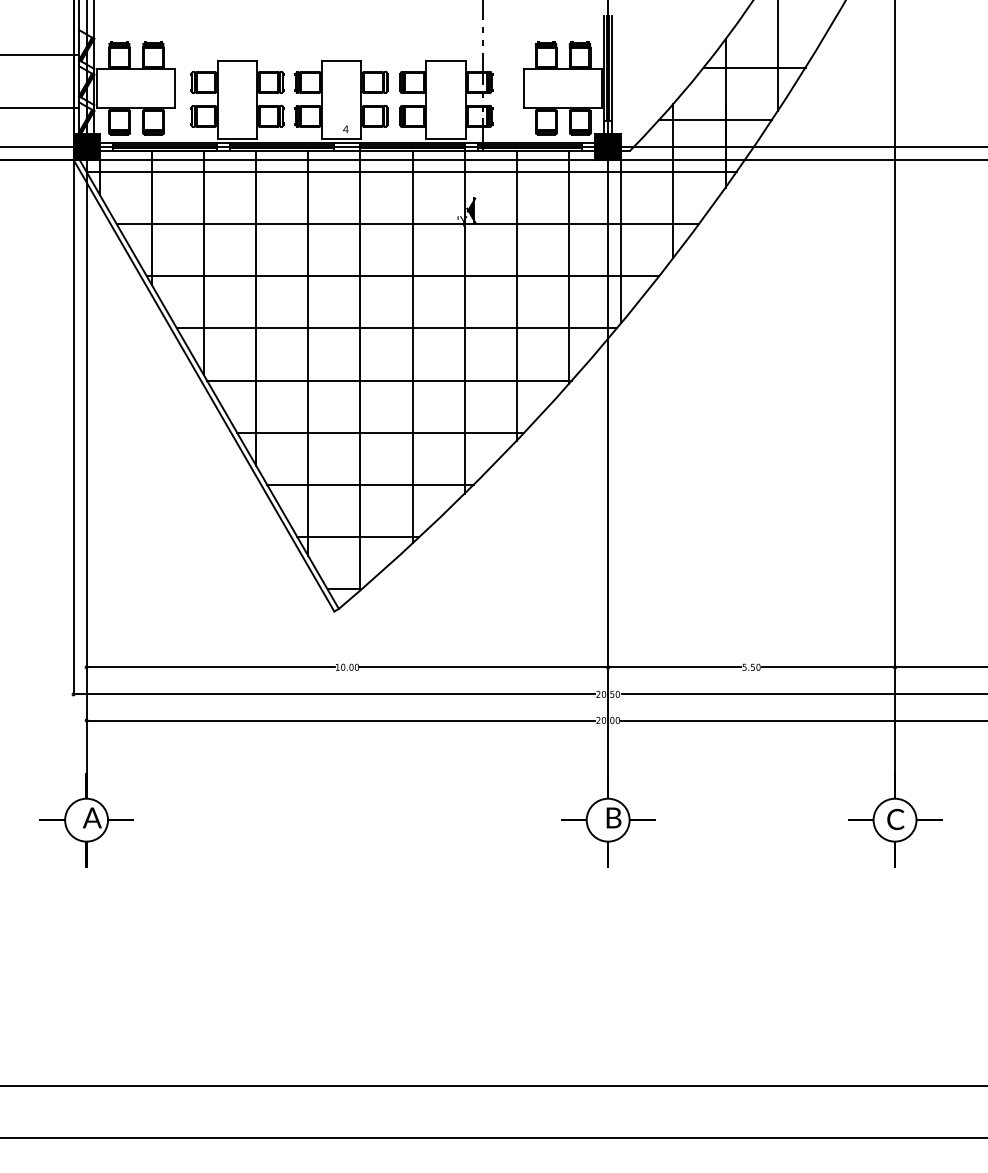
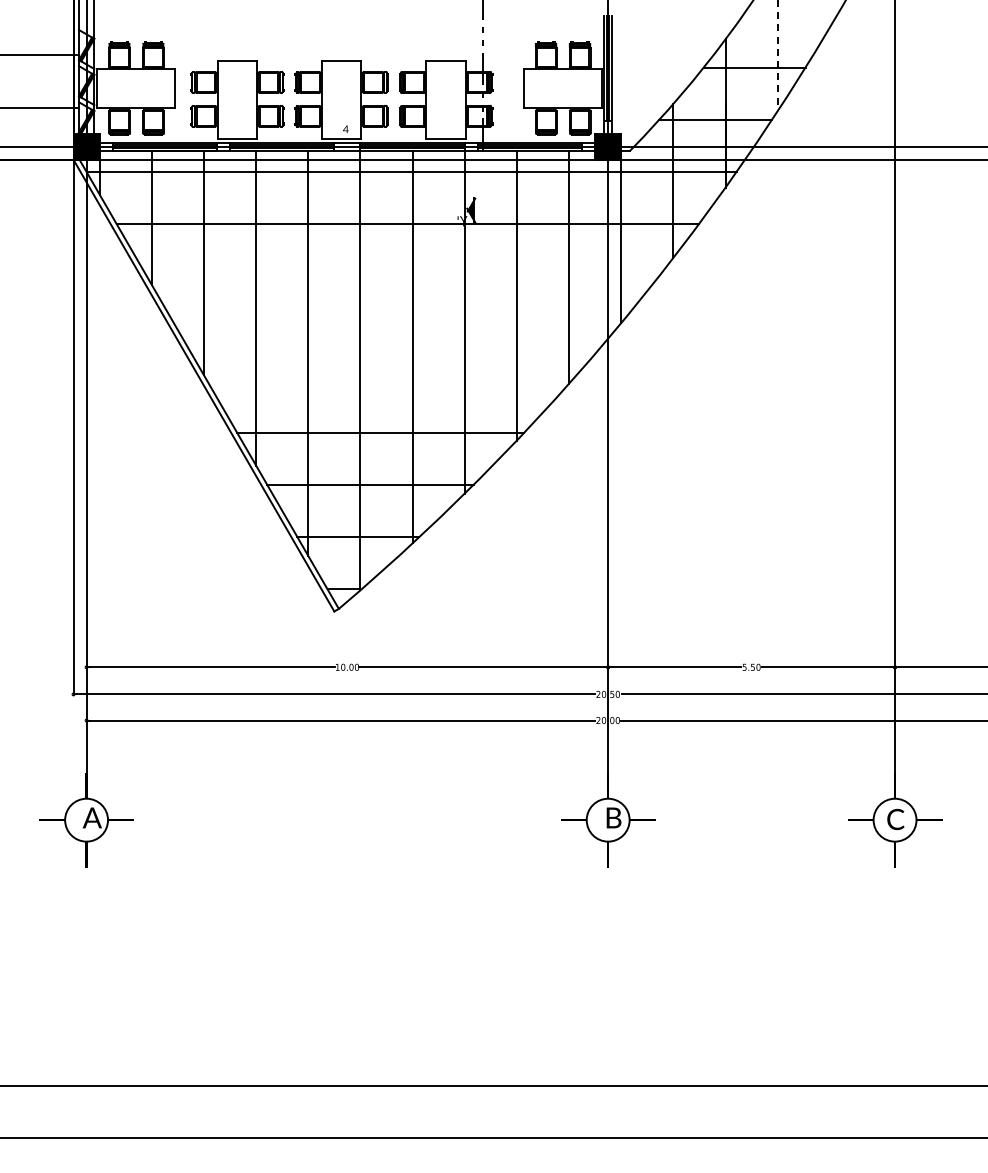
line: solid -> dashed (777, 56)
line: present -> none (402, 276)
line: present -> none (396, 328)
line: present -> none (389, 380)
